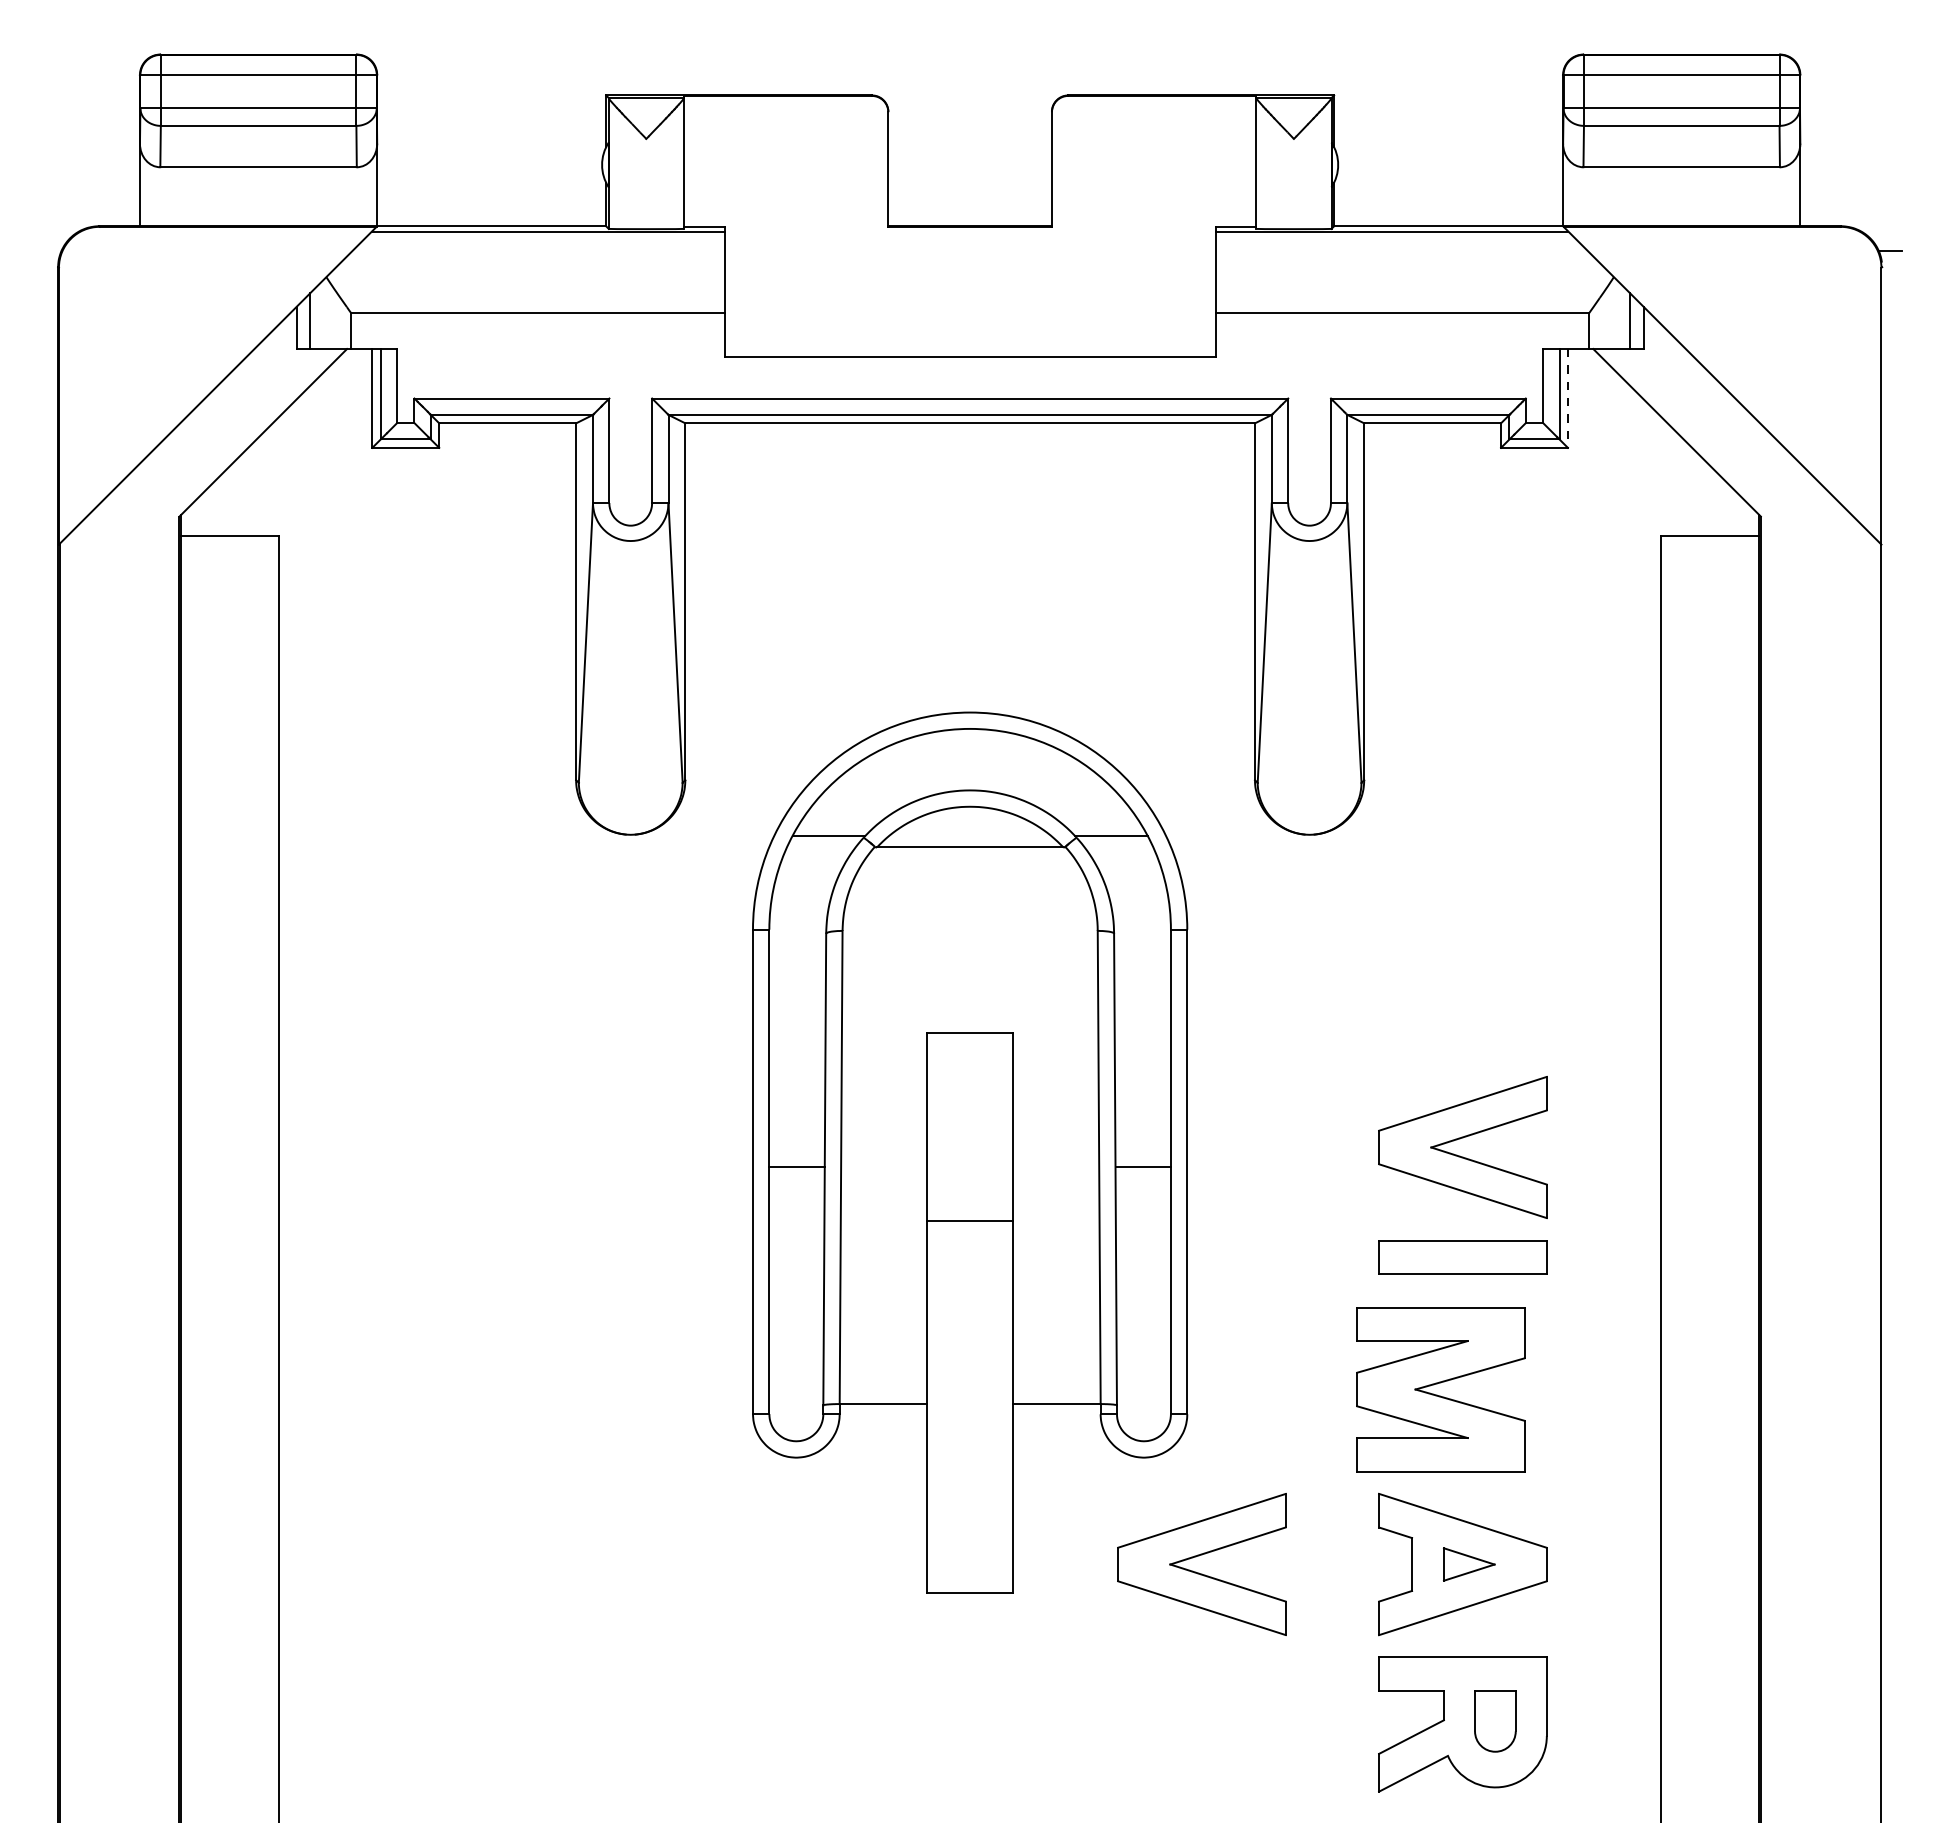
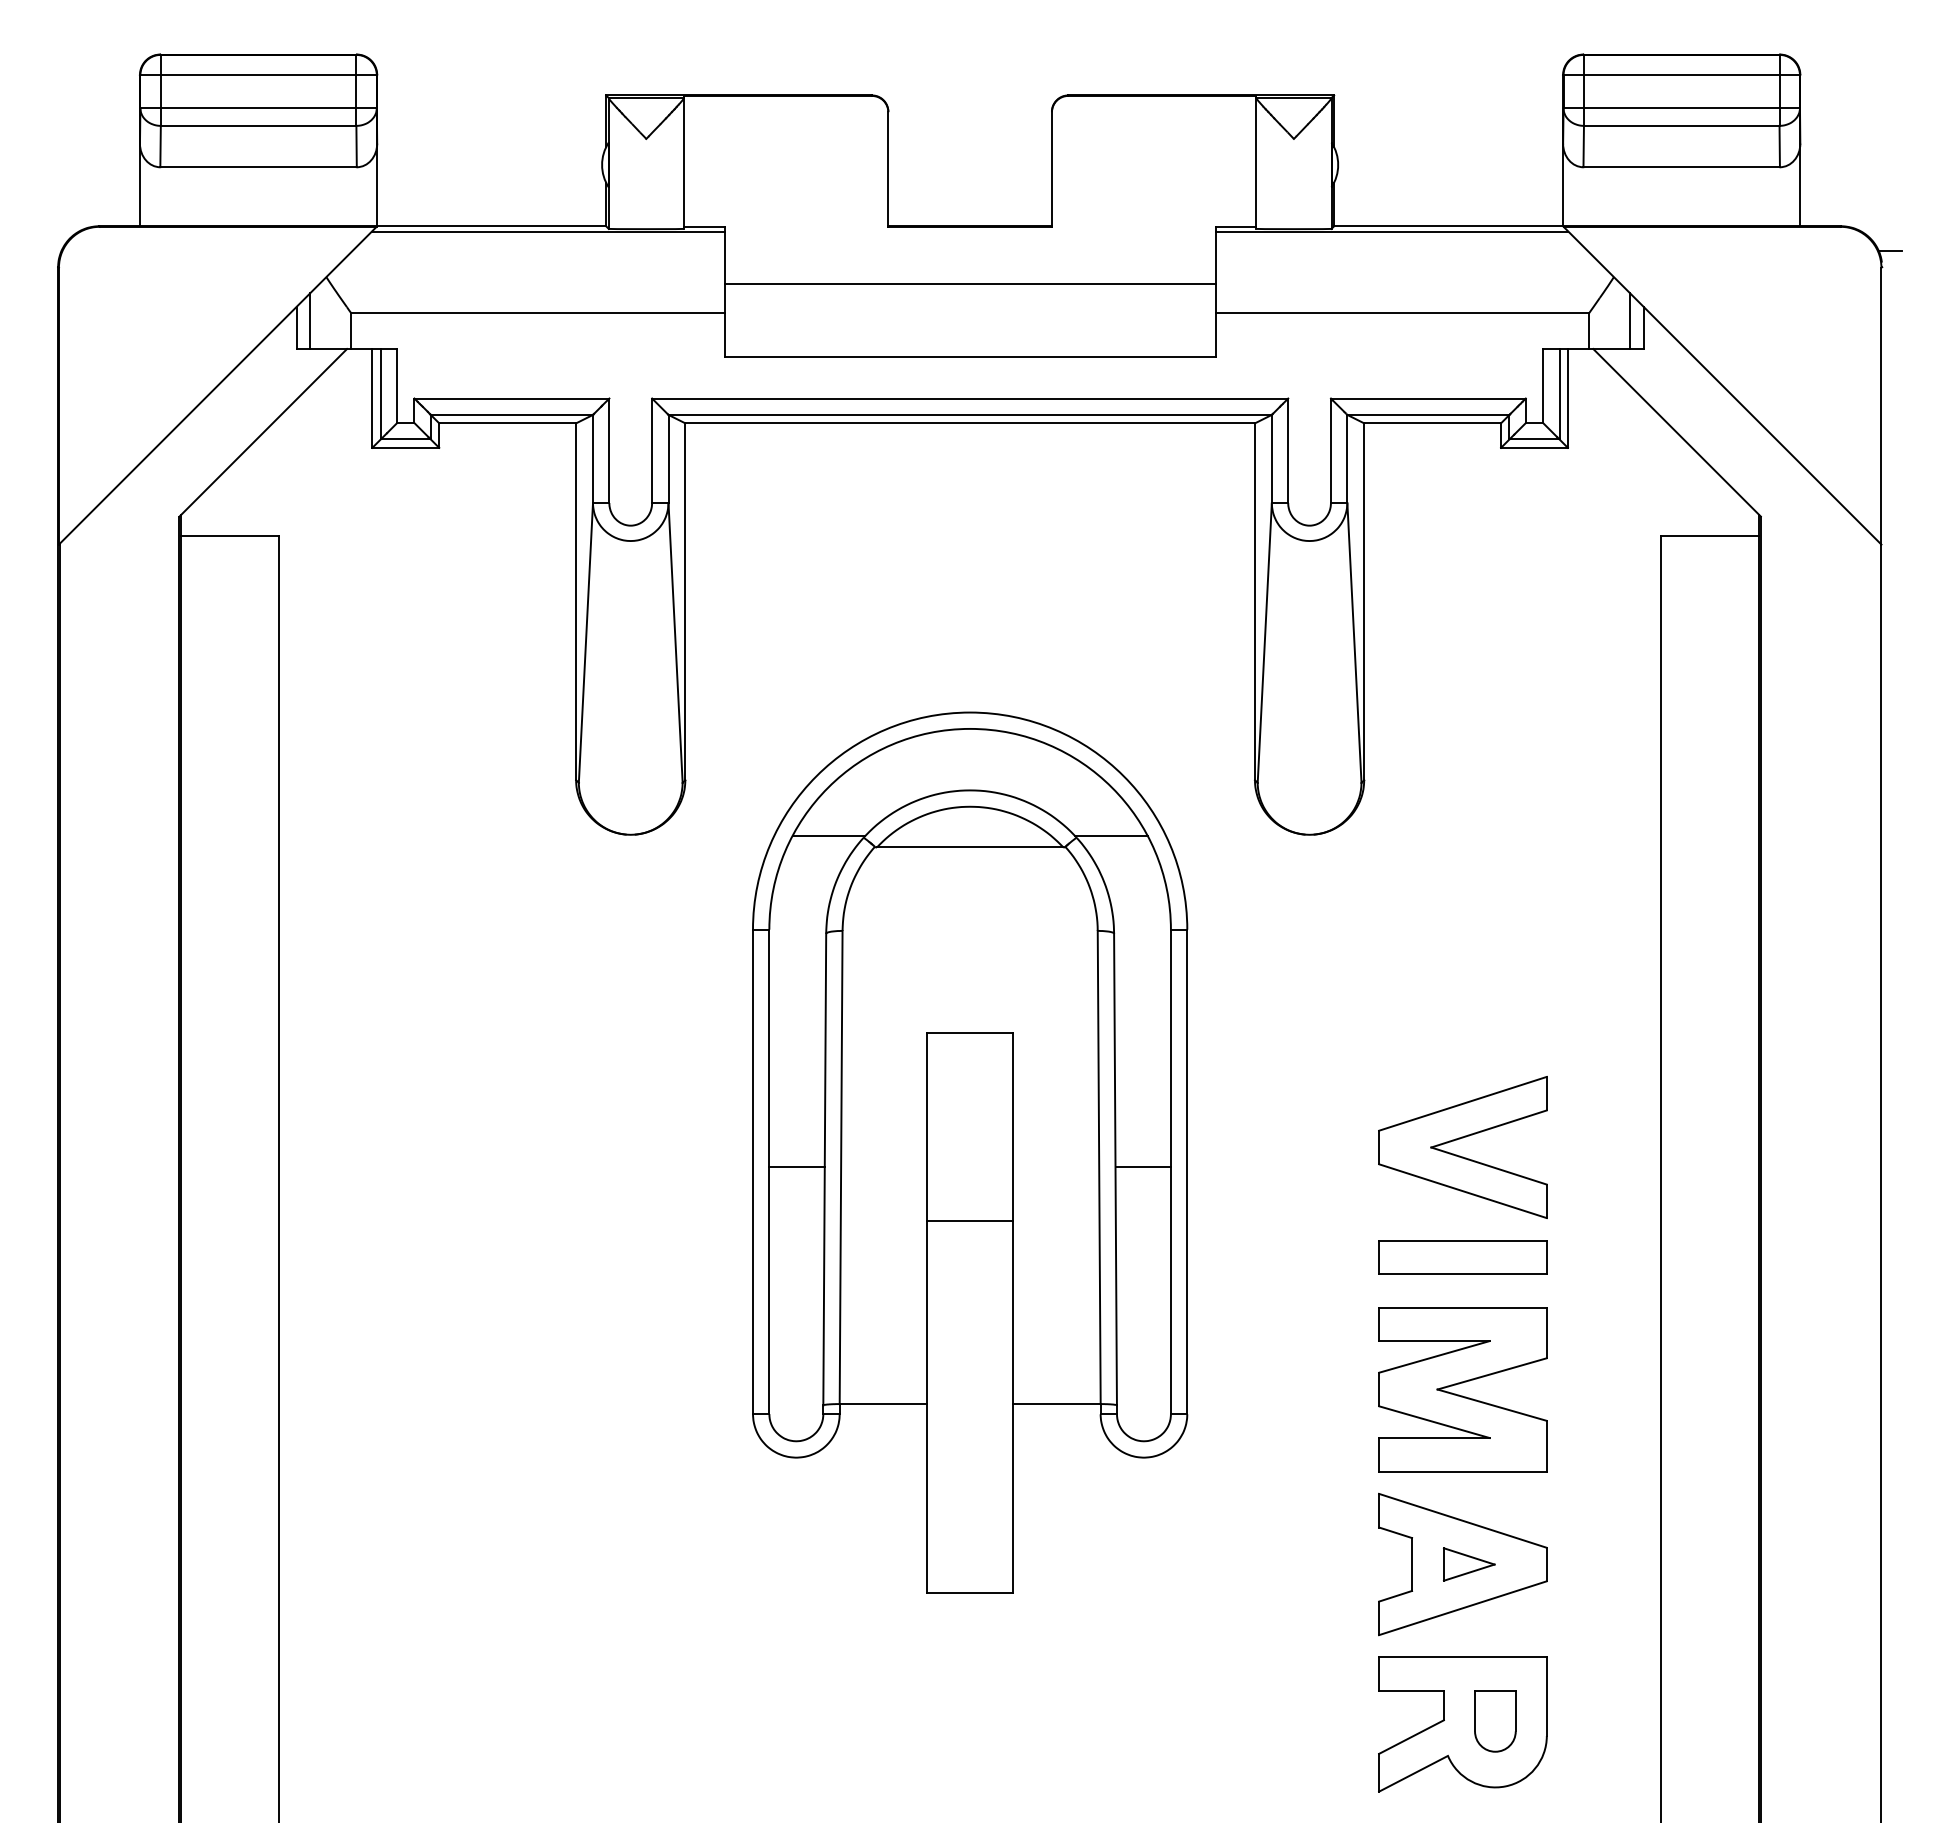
line: none -> present (969, 283)
line: dashed -> solid (1567, 398)
part position: (1440, 1389) -> (1462, 1389) (1462, 1389)
part: present -> none (1199, 1556)
